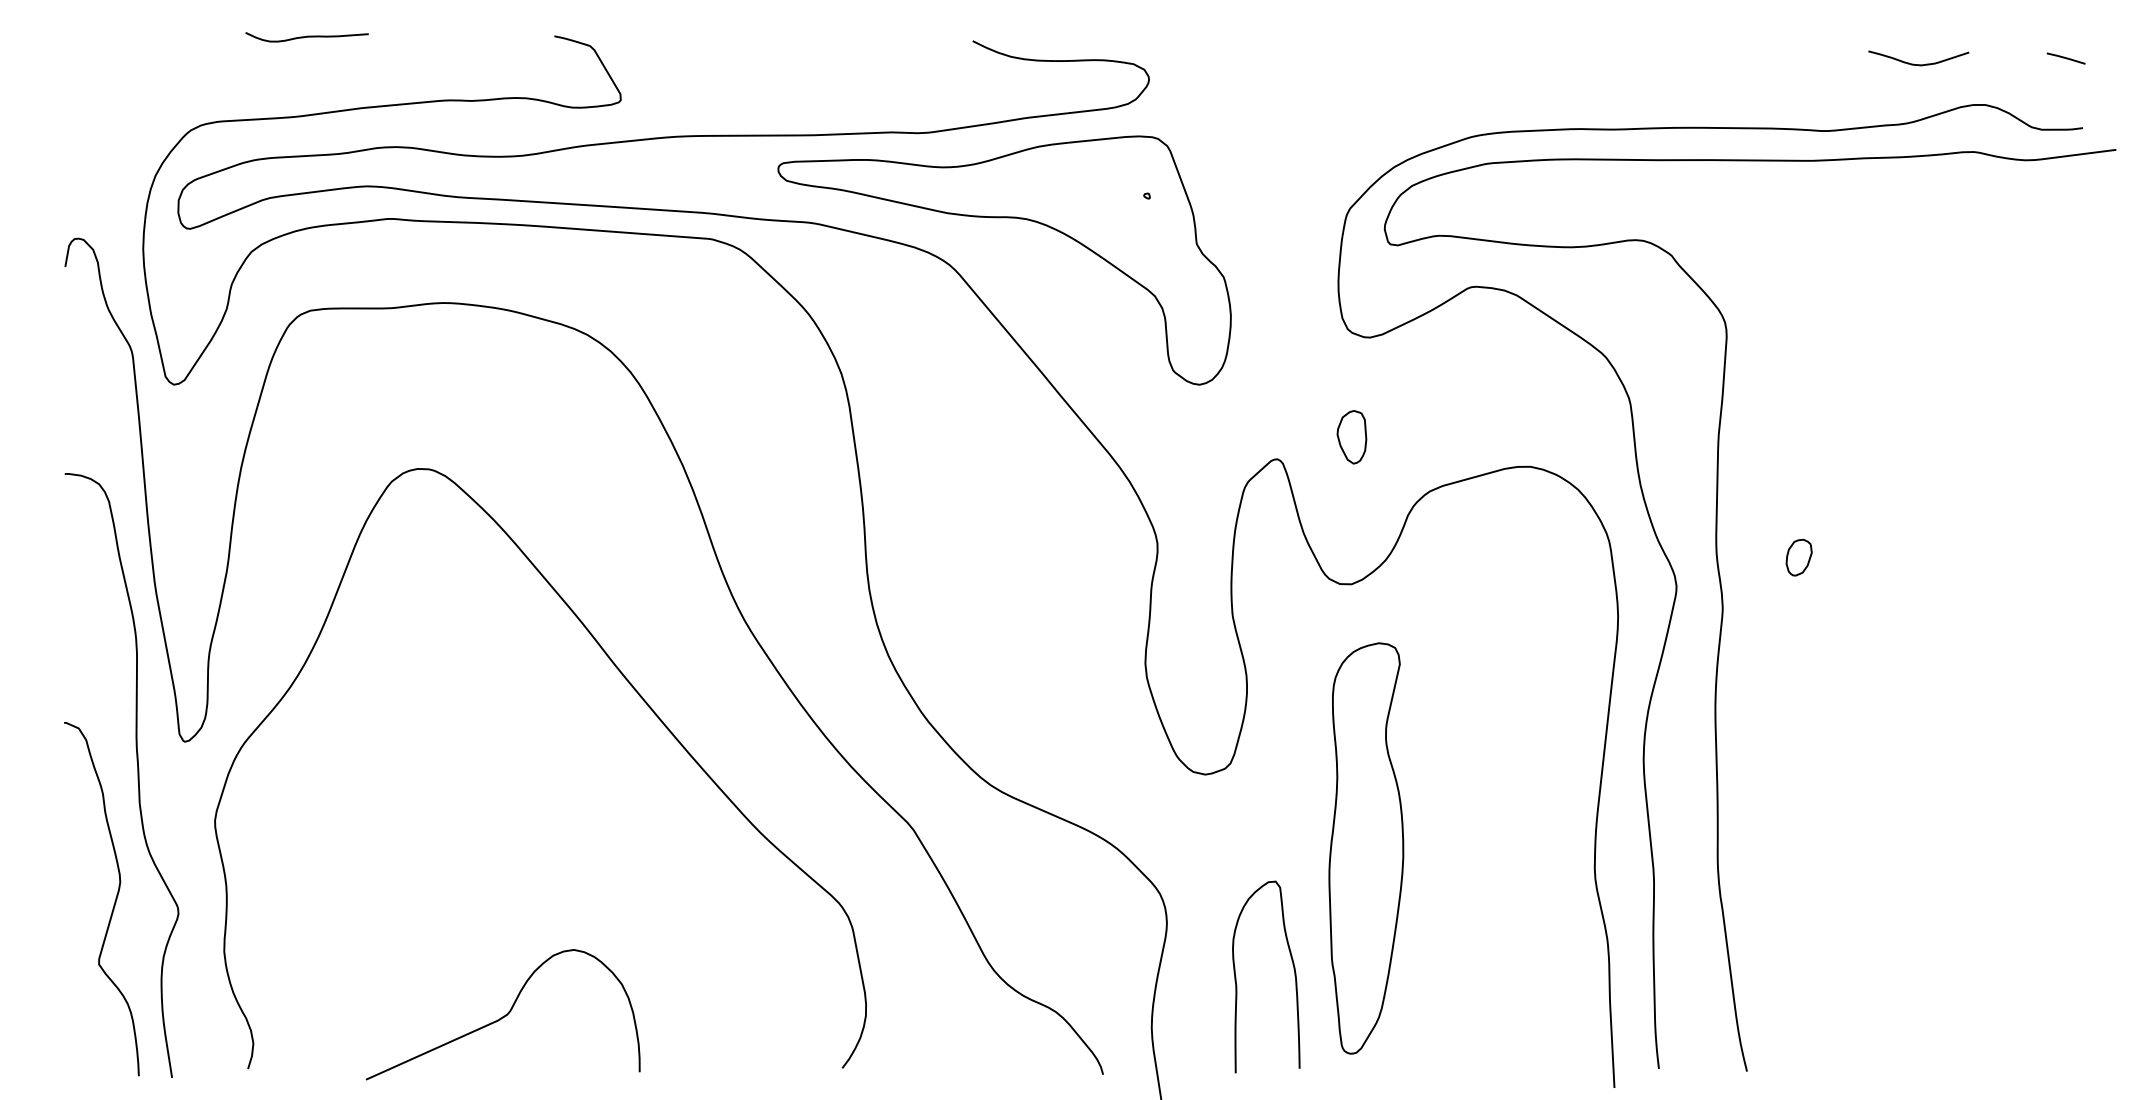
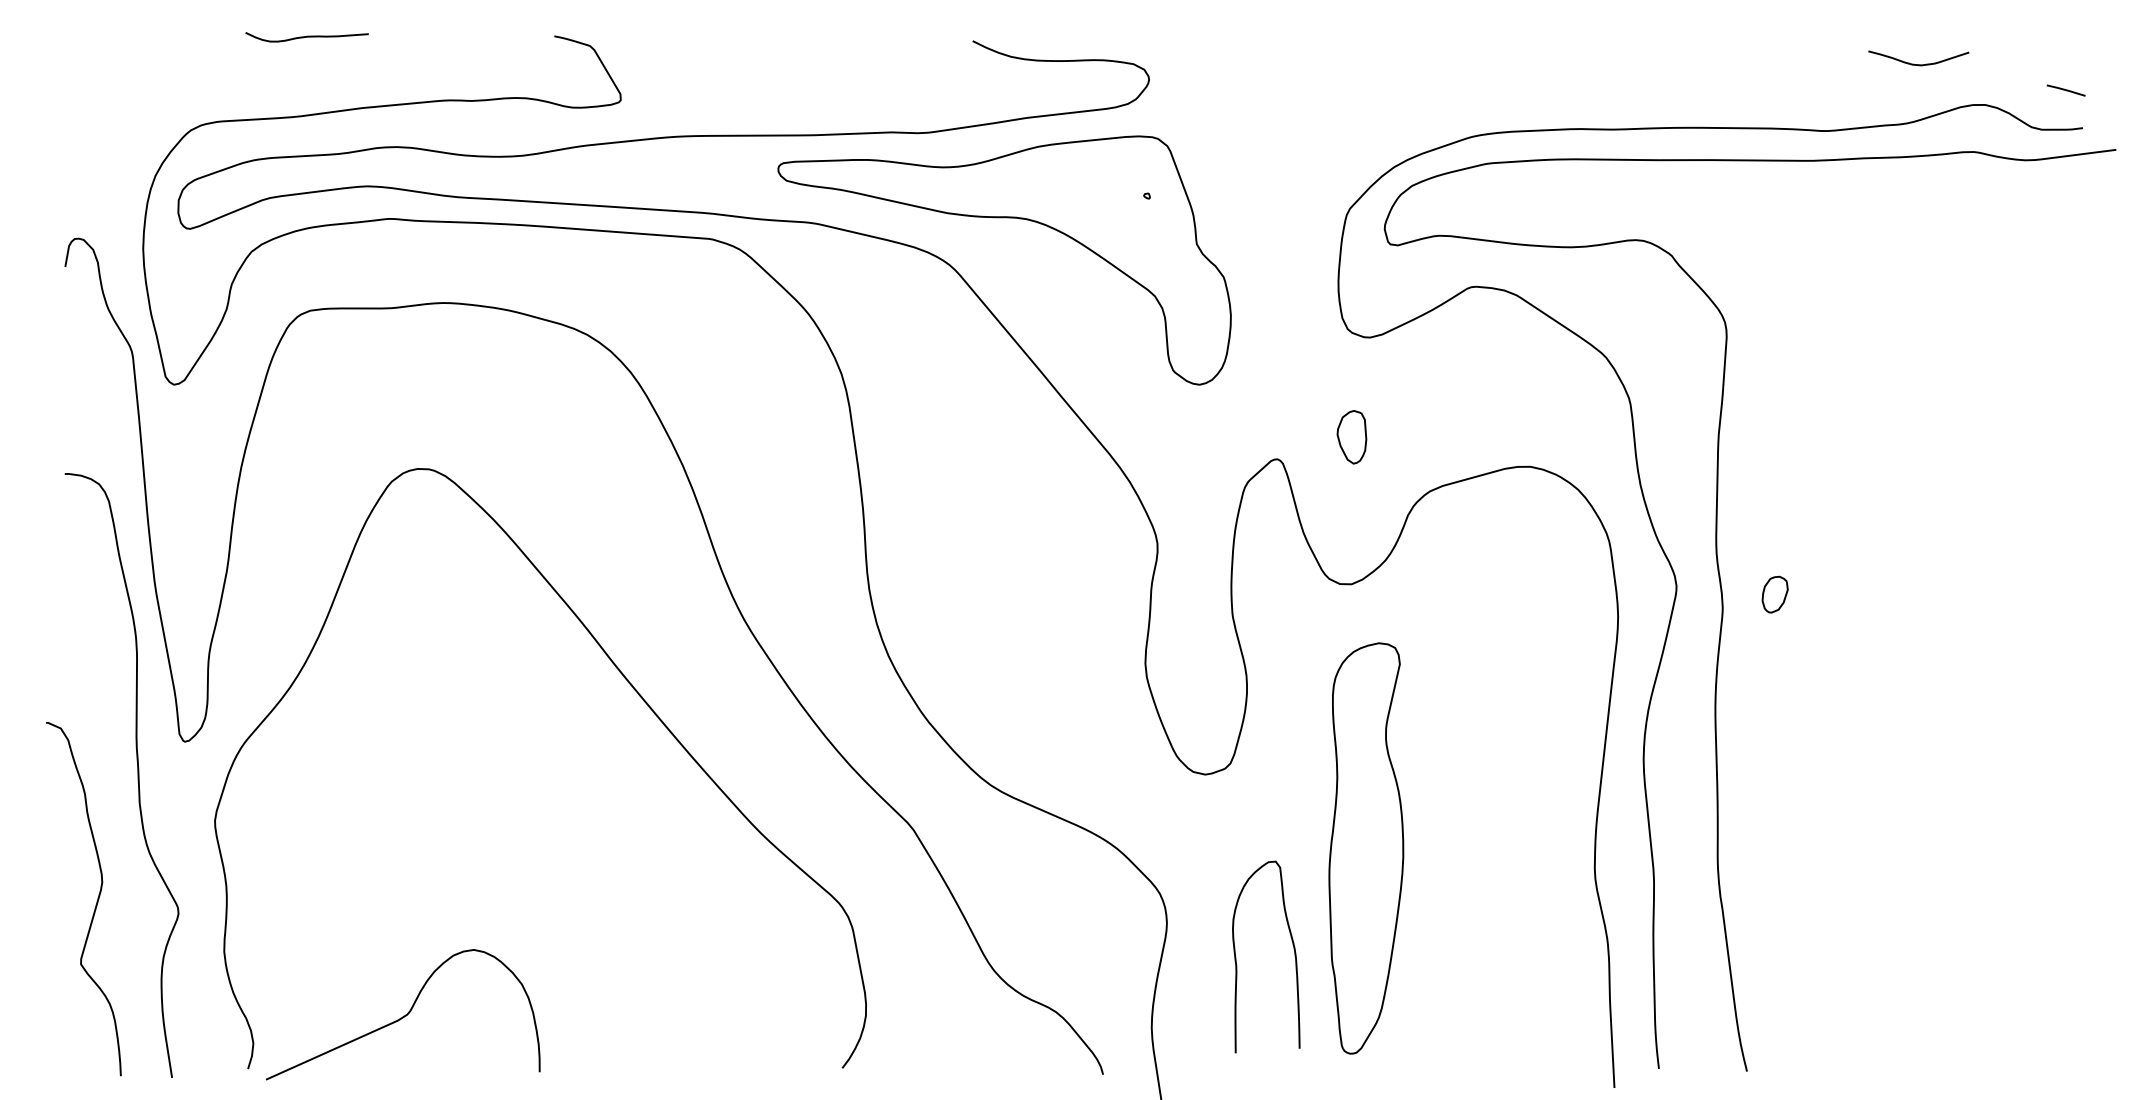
line position: (2065, 58) -> (2065, 90) (2065, 90)
part position: (1798, 557) -> (1774, 594) (1774, 594)
curve position: (113, 904) -> (95, 904) (95, 904)
curve position: (1293, 969) -> (1293, 949) (1293, 949)
curve position: (502, 1016) -> (402, 1016) (402, 1016)
